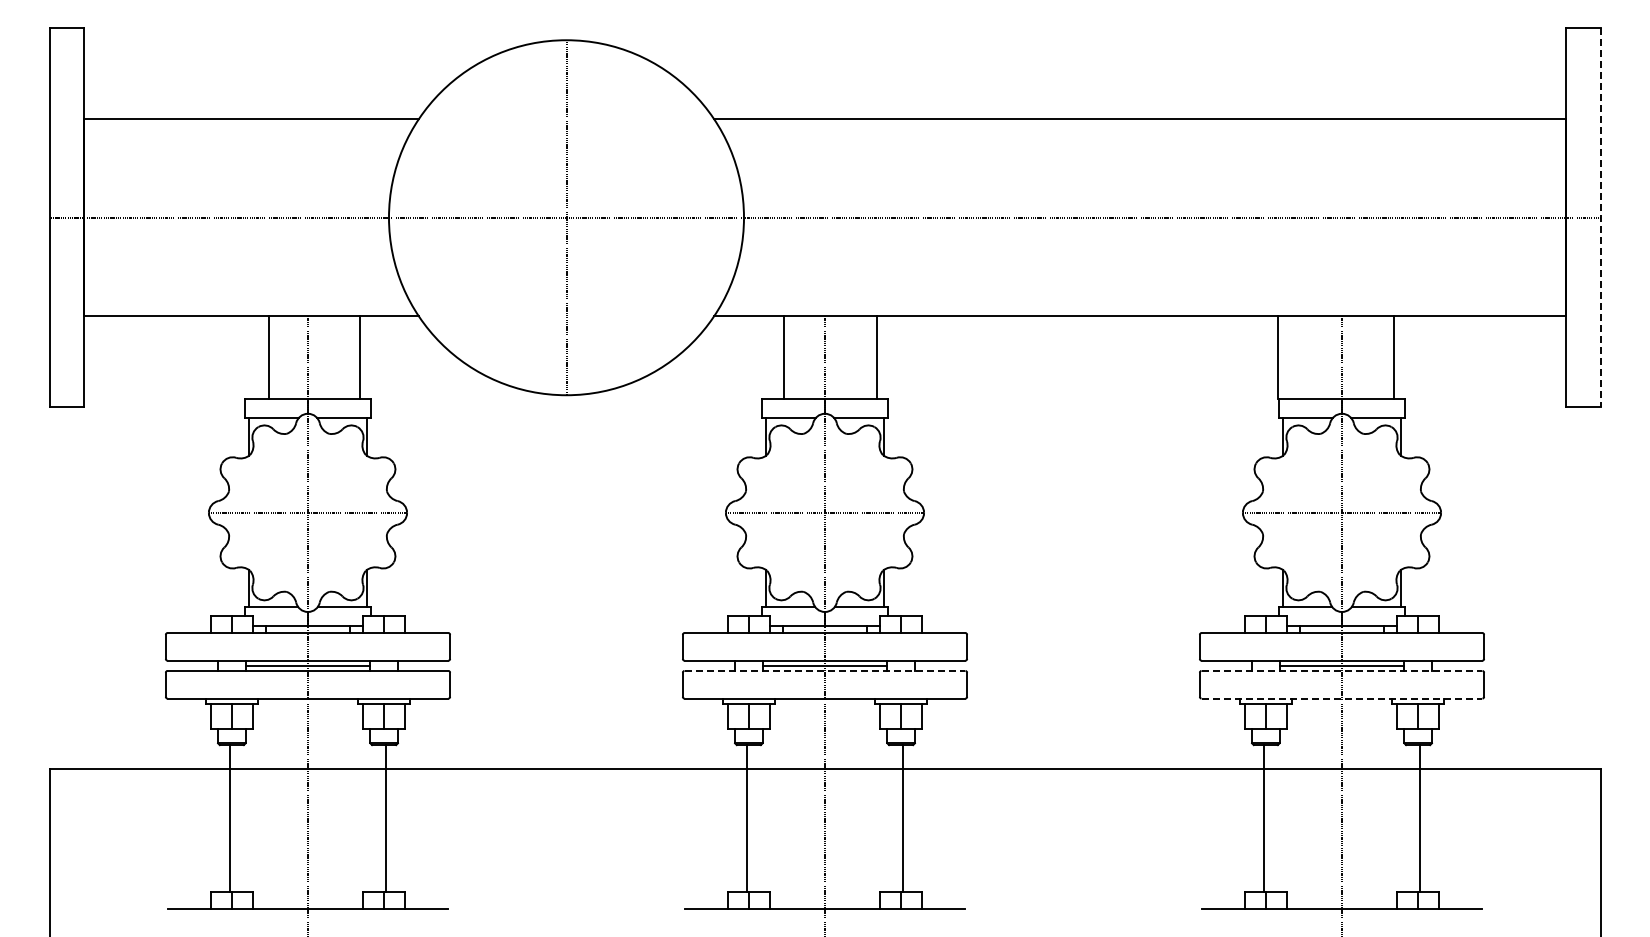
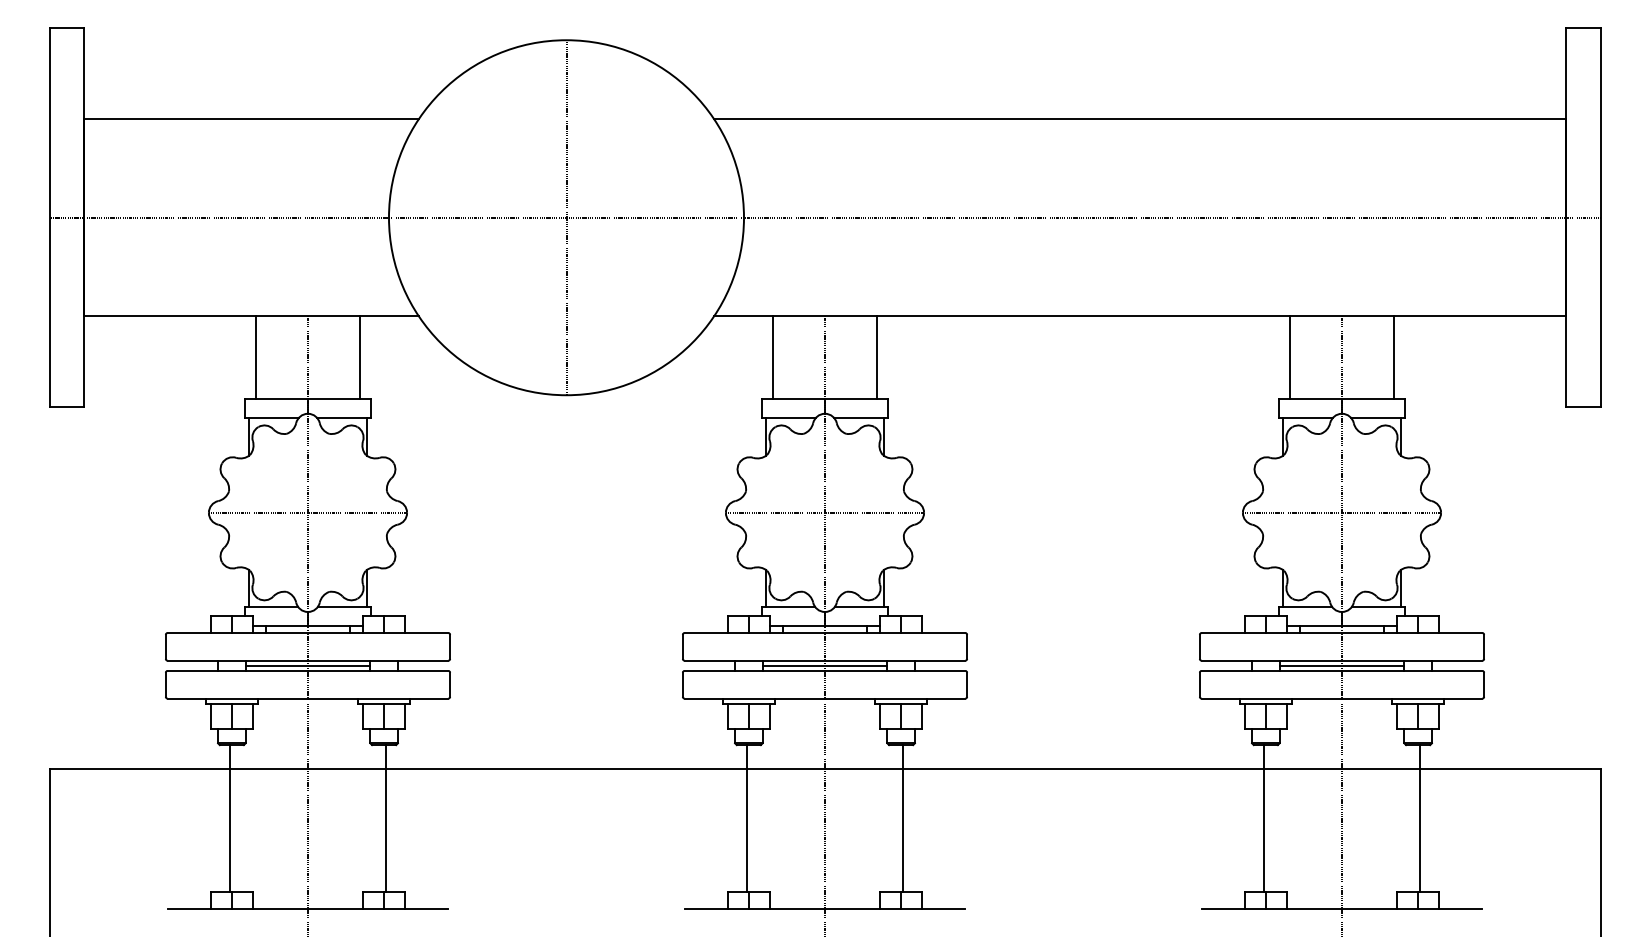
line: dashed -> solid (1600, 217)
line position: (269, 357) -> (256, 357) (256, 357)
line position: (784, 357) -> (773, 357) (773, 357)
line position: (1278, 357) -> (1290, 357) (1290, 357)
line: dashed -> solid (825, 670)
line: dashed -> solid (1342, 670)
line: dashed -> solid (1342, 698)
